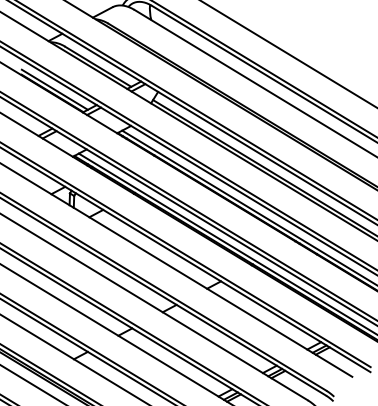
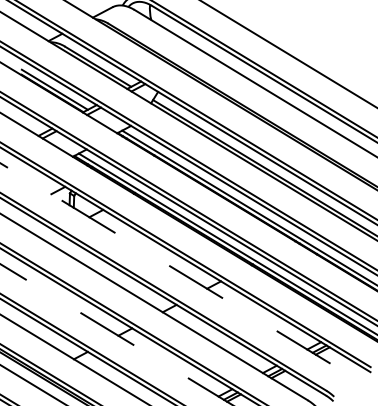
line: solid -> dashed (176, 270)
line: solid -> dashed (117, 335)
